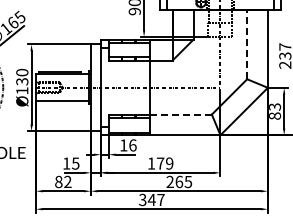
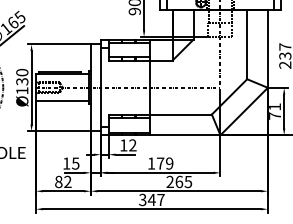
line: dashed -> solid (247, 44)
text: 83 -> 71 (275, 111)
line: dashed -> solid (181, 114)
text: 16 -> 12 (132, 145)
